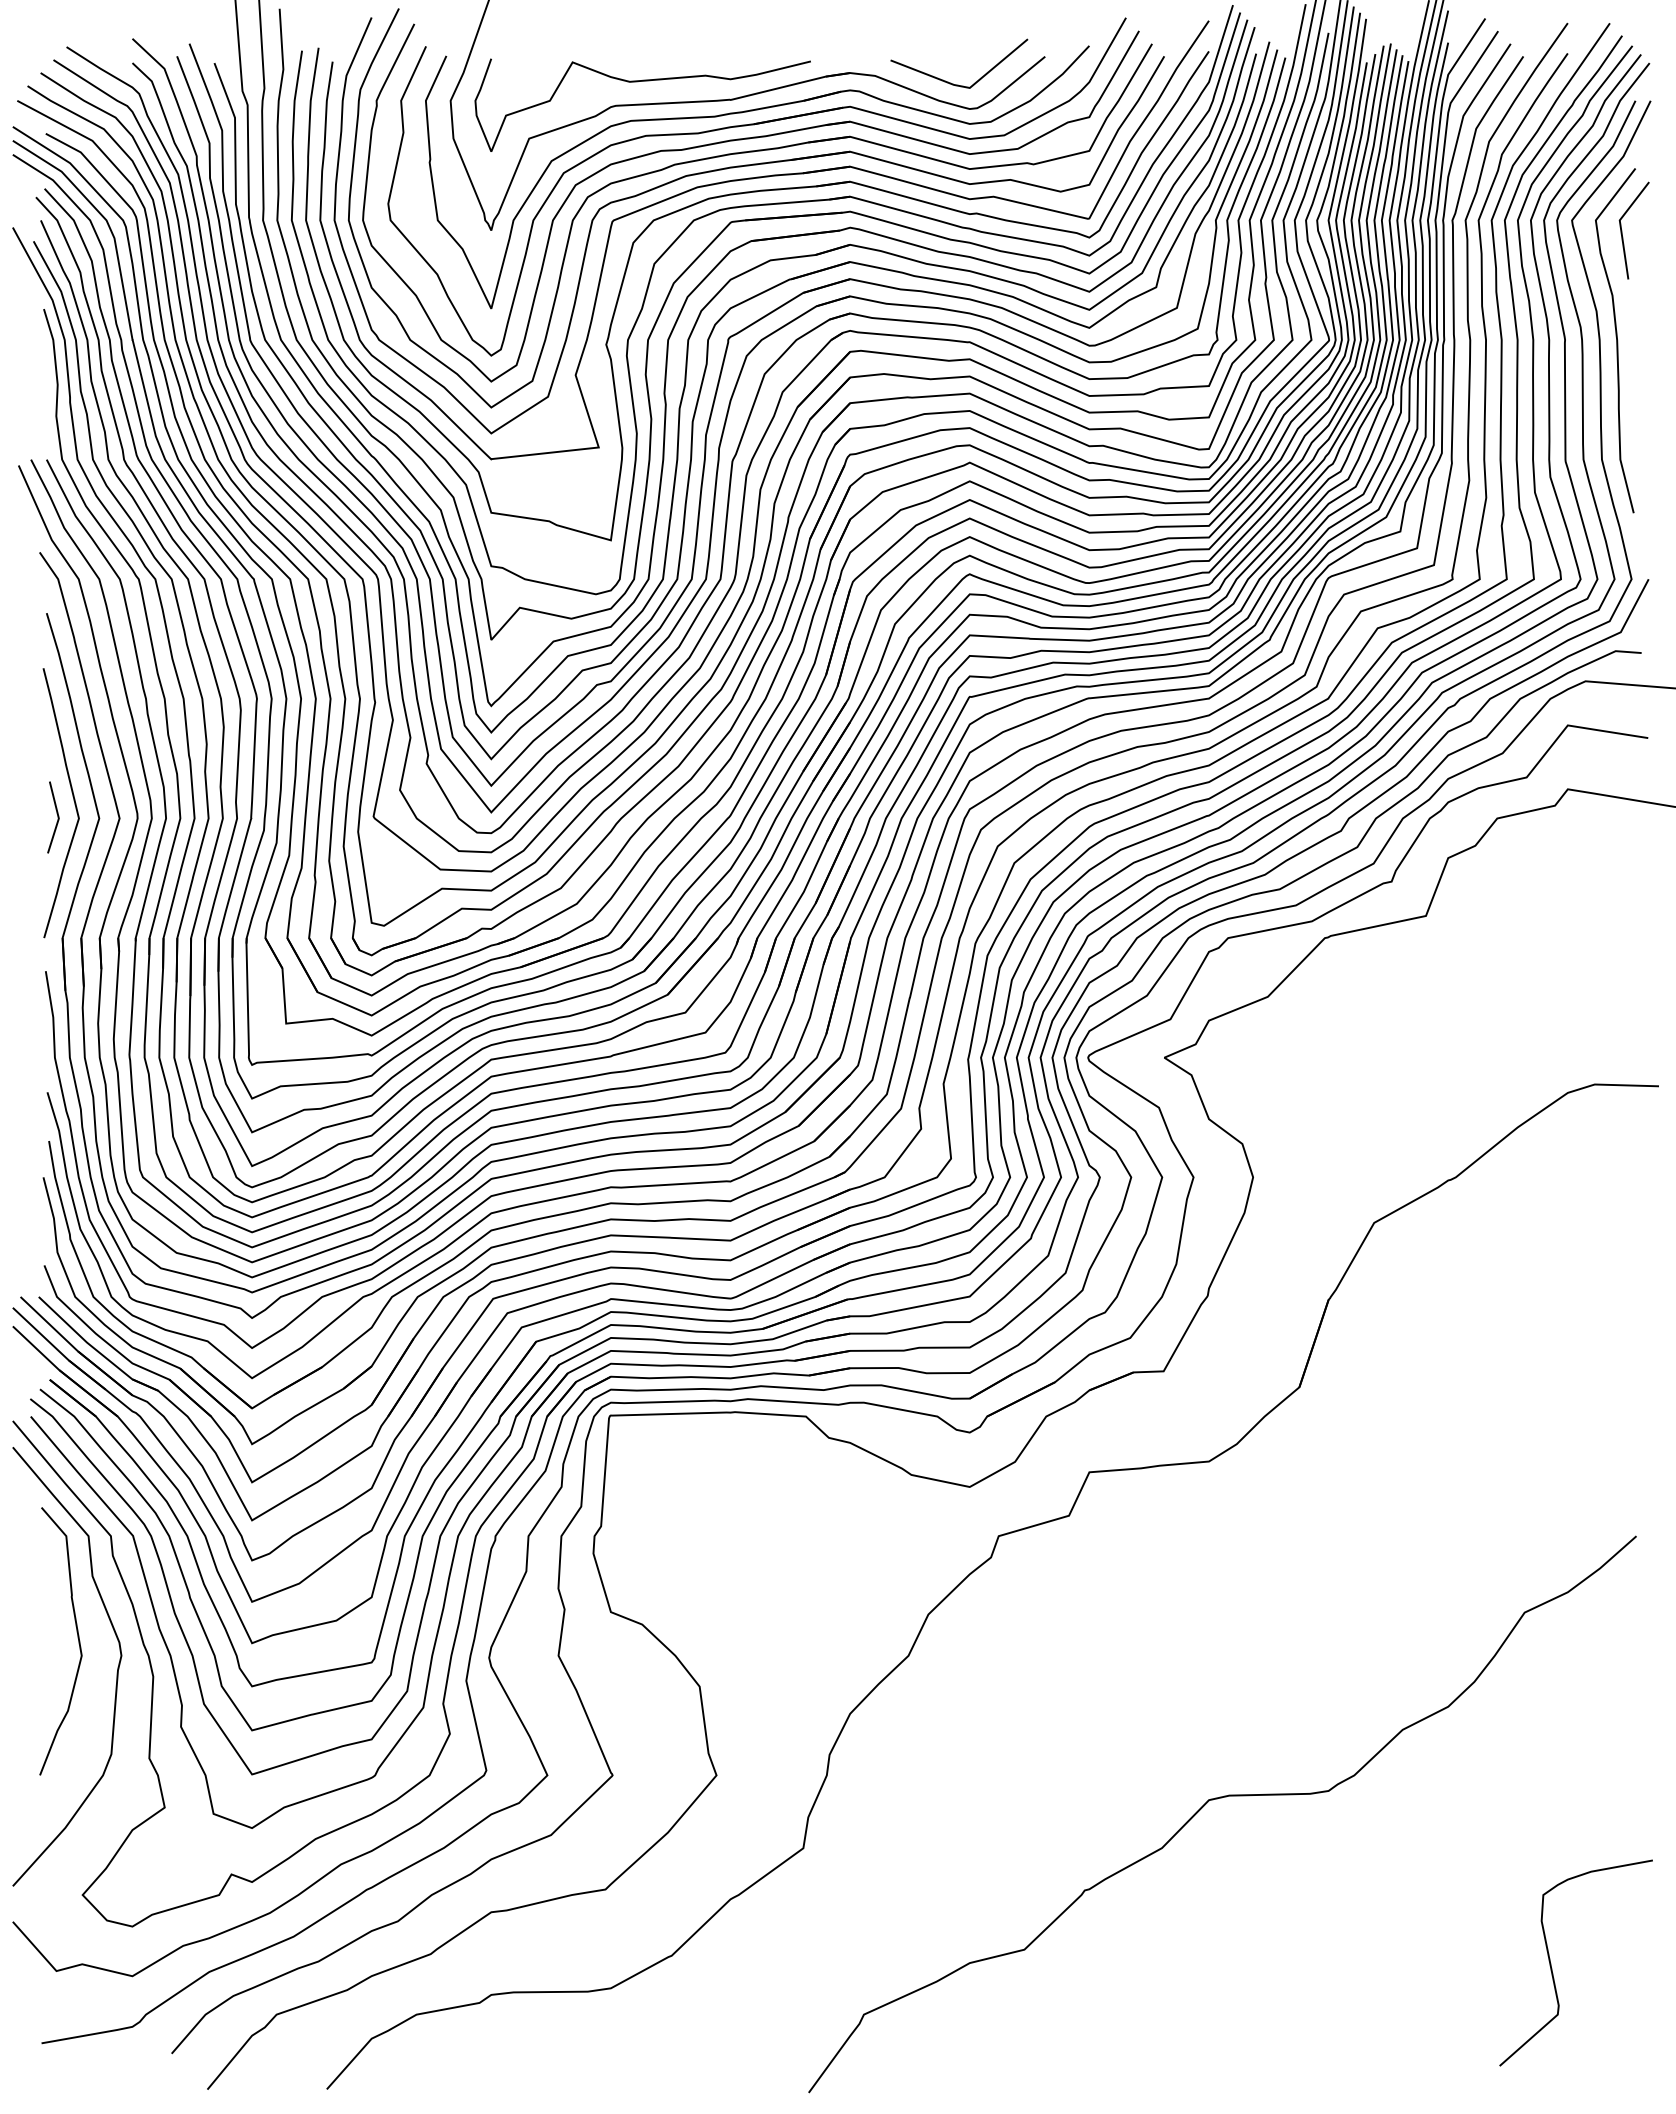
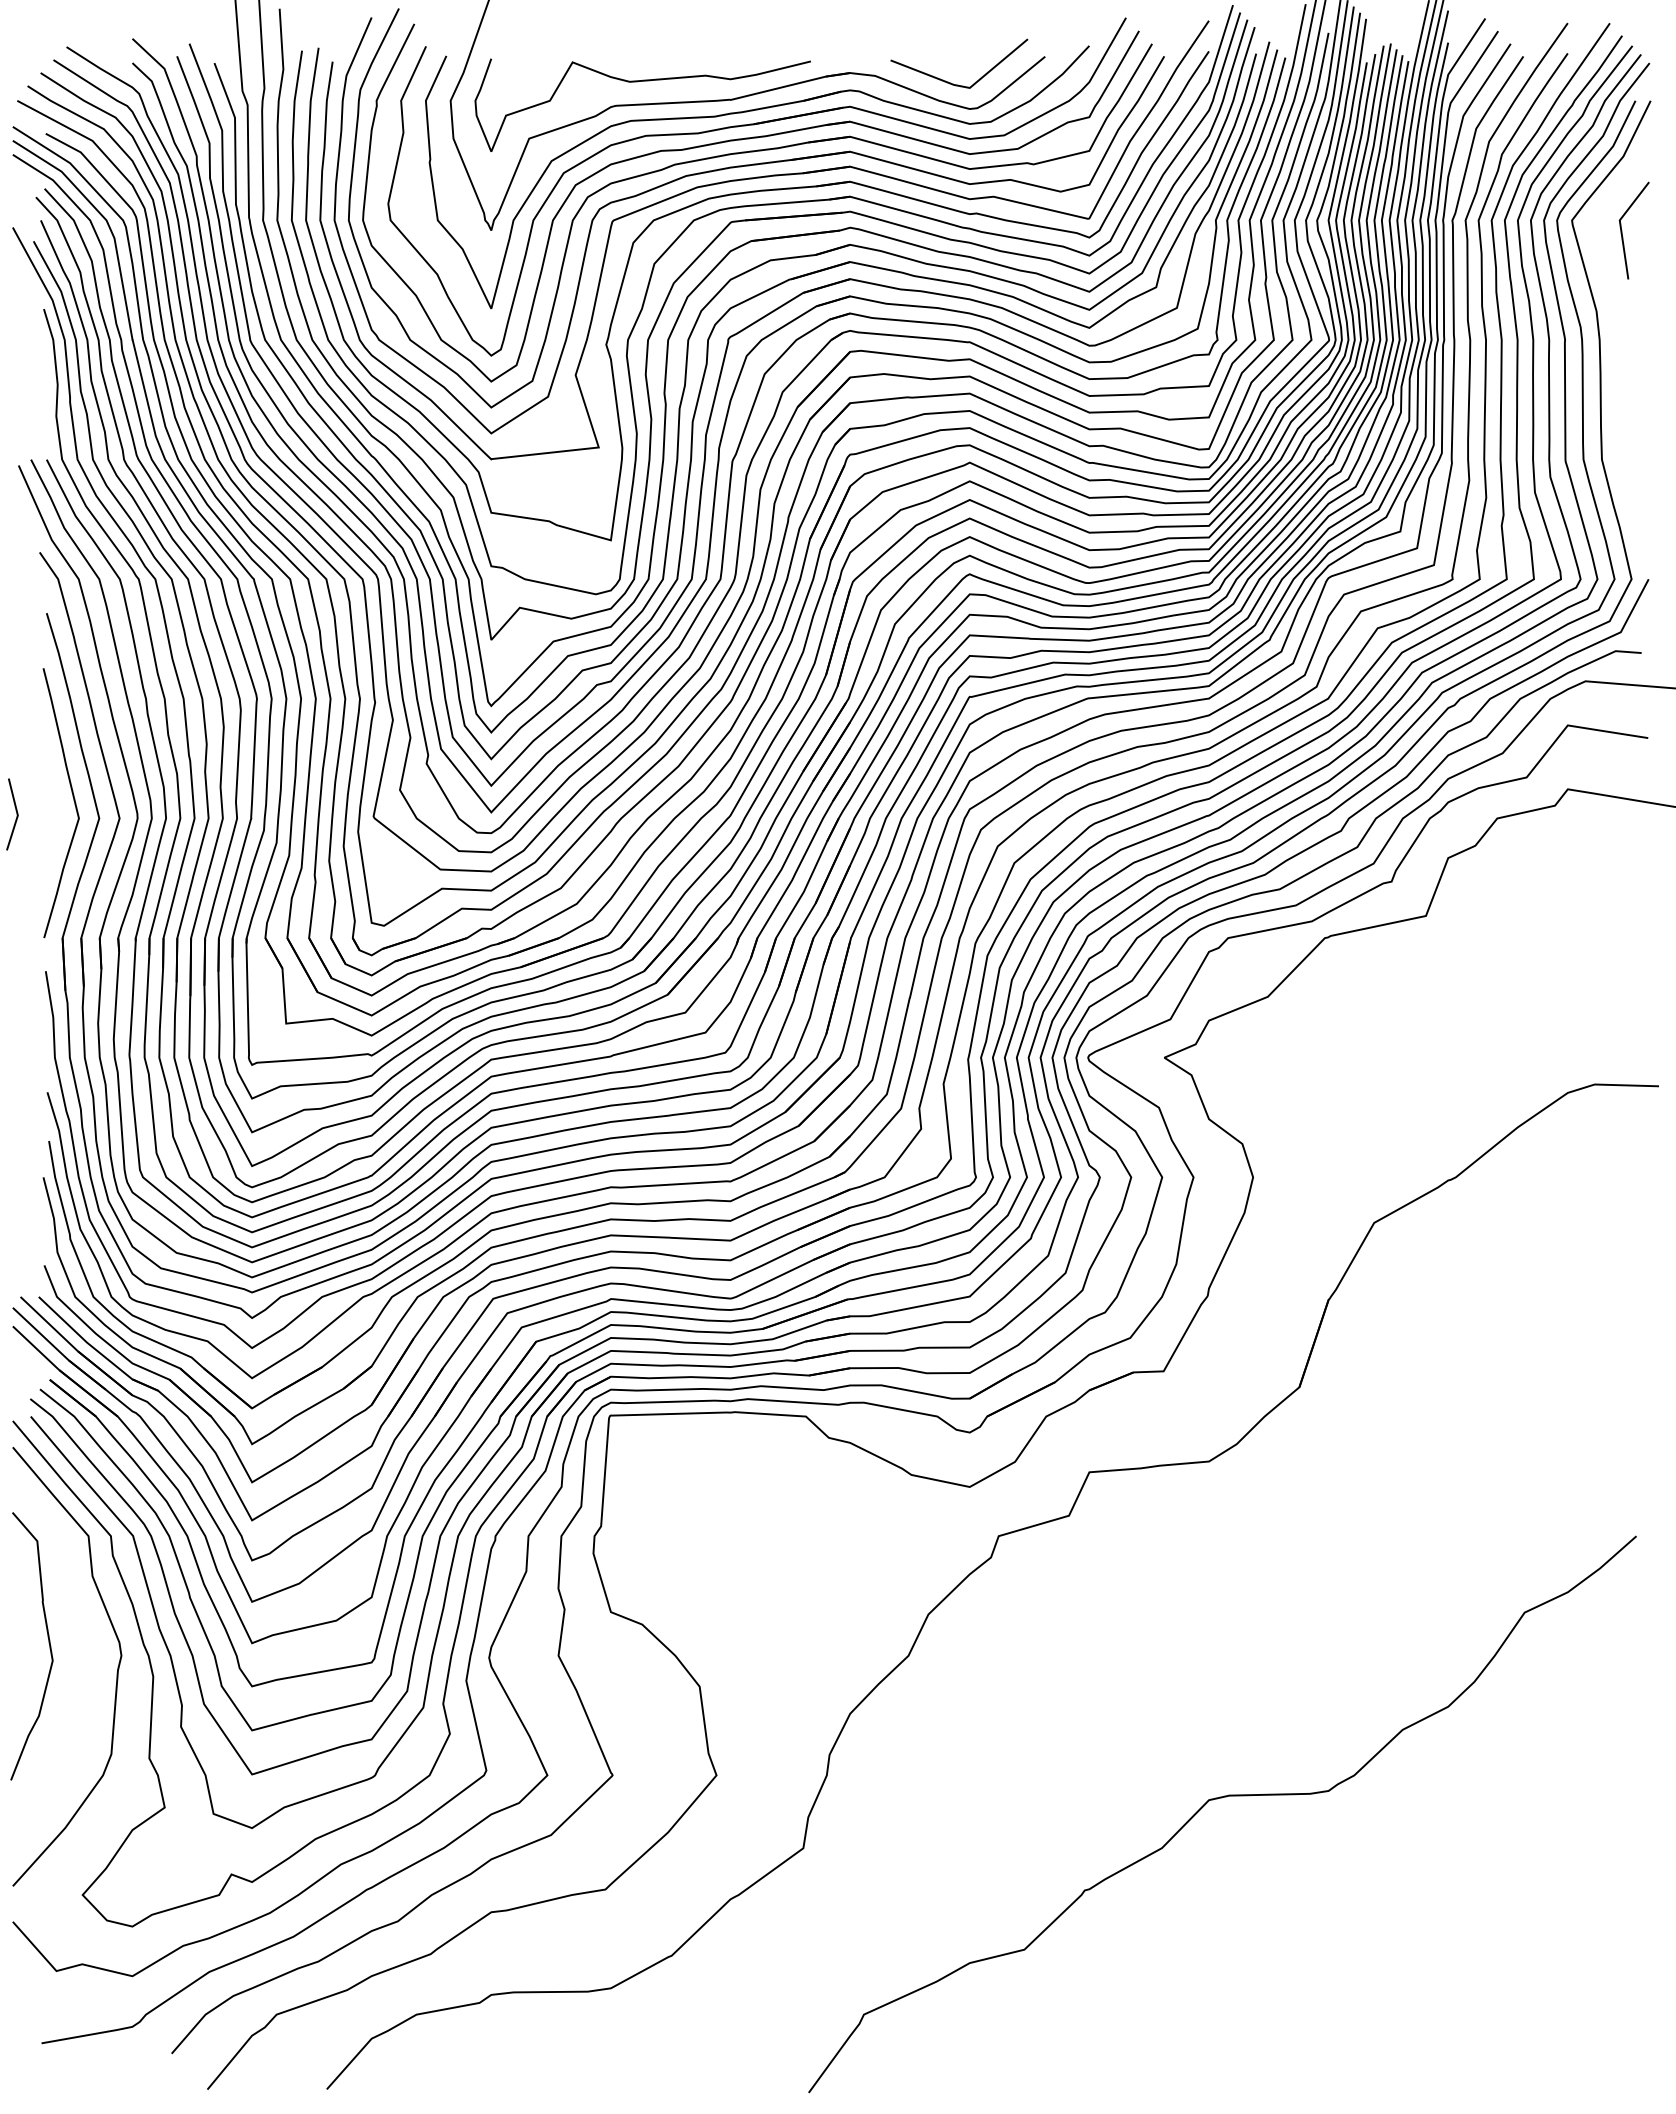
curve: present -> none (1616, 340)
line position: (57, 817) -> (16, 814) (16, 814)
curve position: (77, 1638) -> (48, 1643) (48, 1643)
curve: present -> none (1552, 1968)
